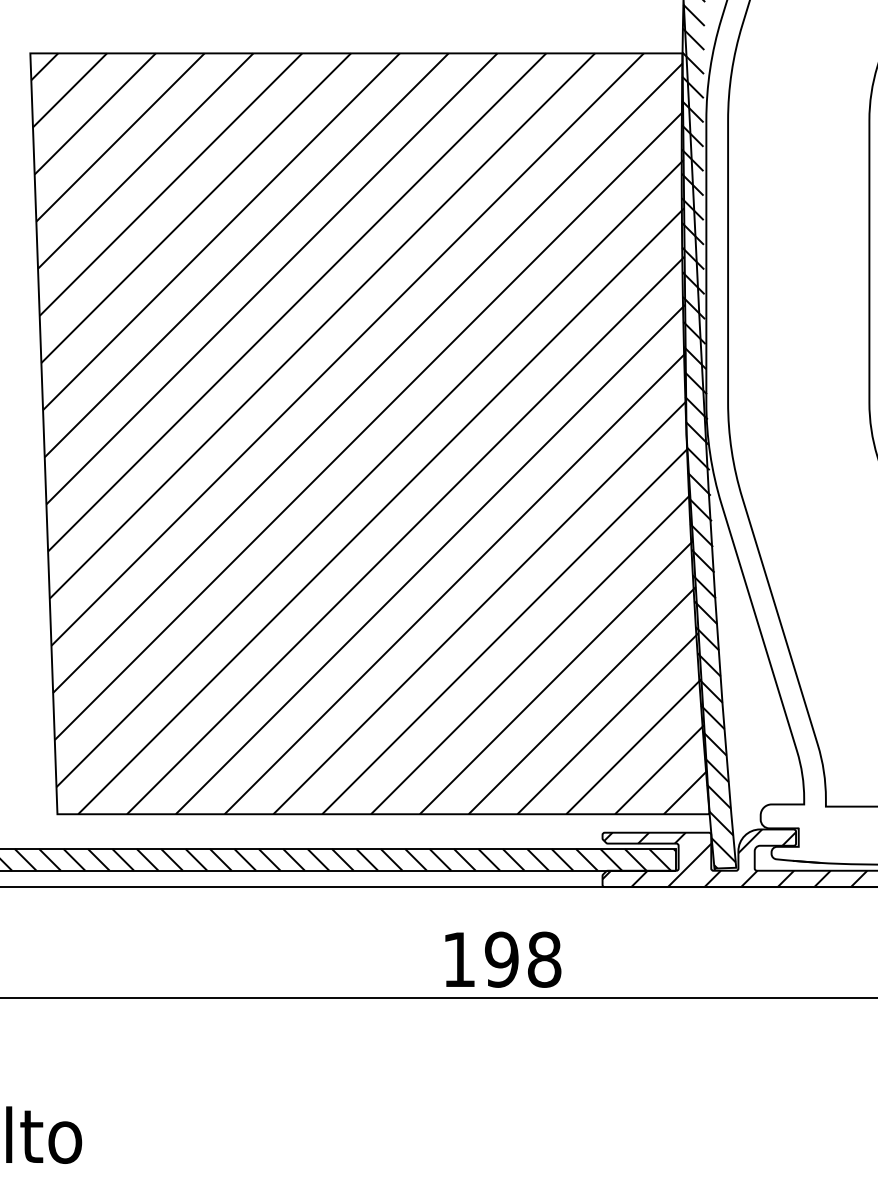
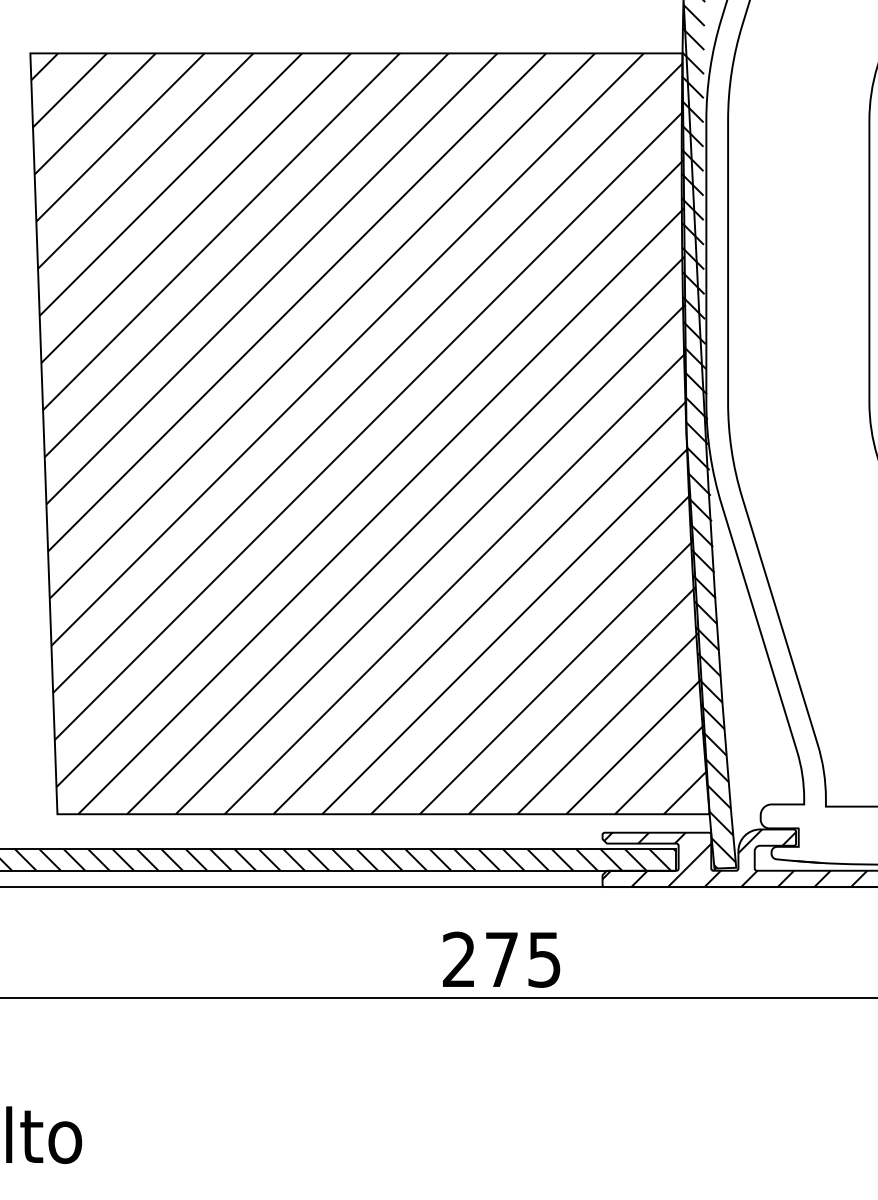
text: 198 -> 275 (502, 959)
